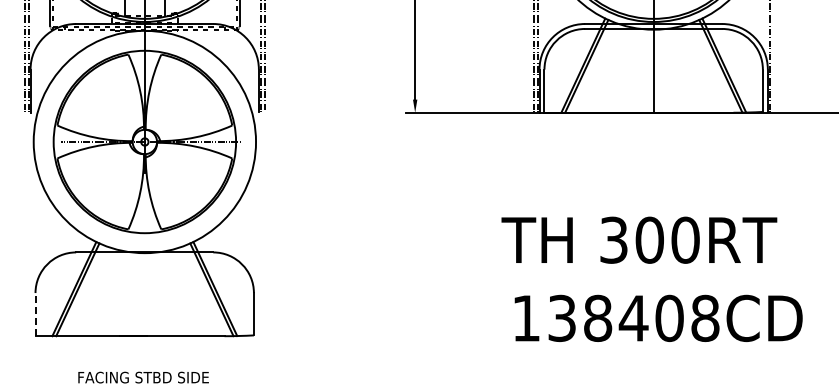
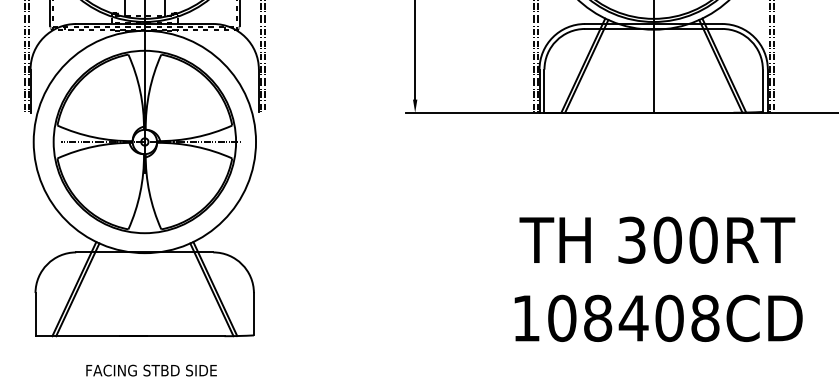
line: none -> present (773, 56)
text position: (639, 239) -> (657, 239) (657, 239)
line: dashed -> solid (35, 314)
text: 138408CD -> 108408CD (562, 318)
text position: (143, 377) -> (151, 370) (151, 370)
